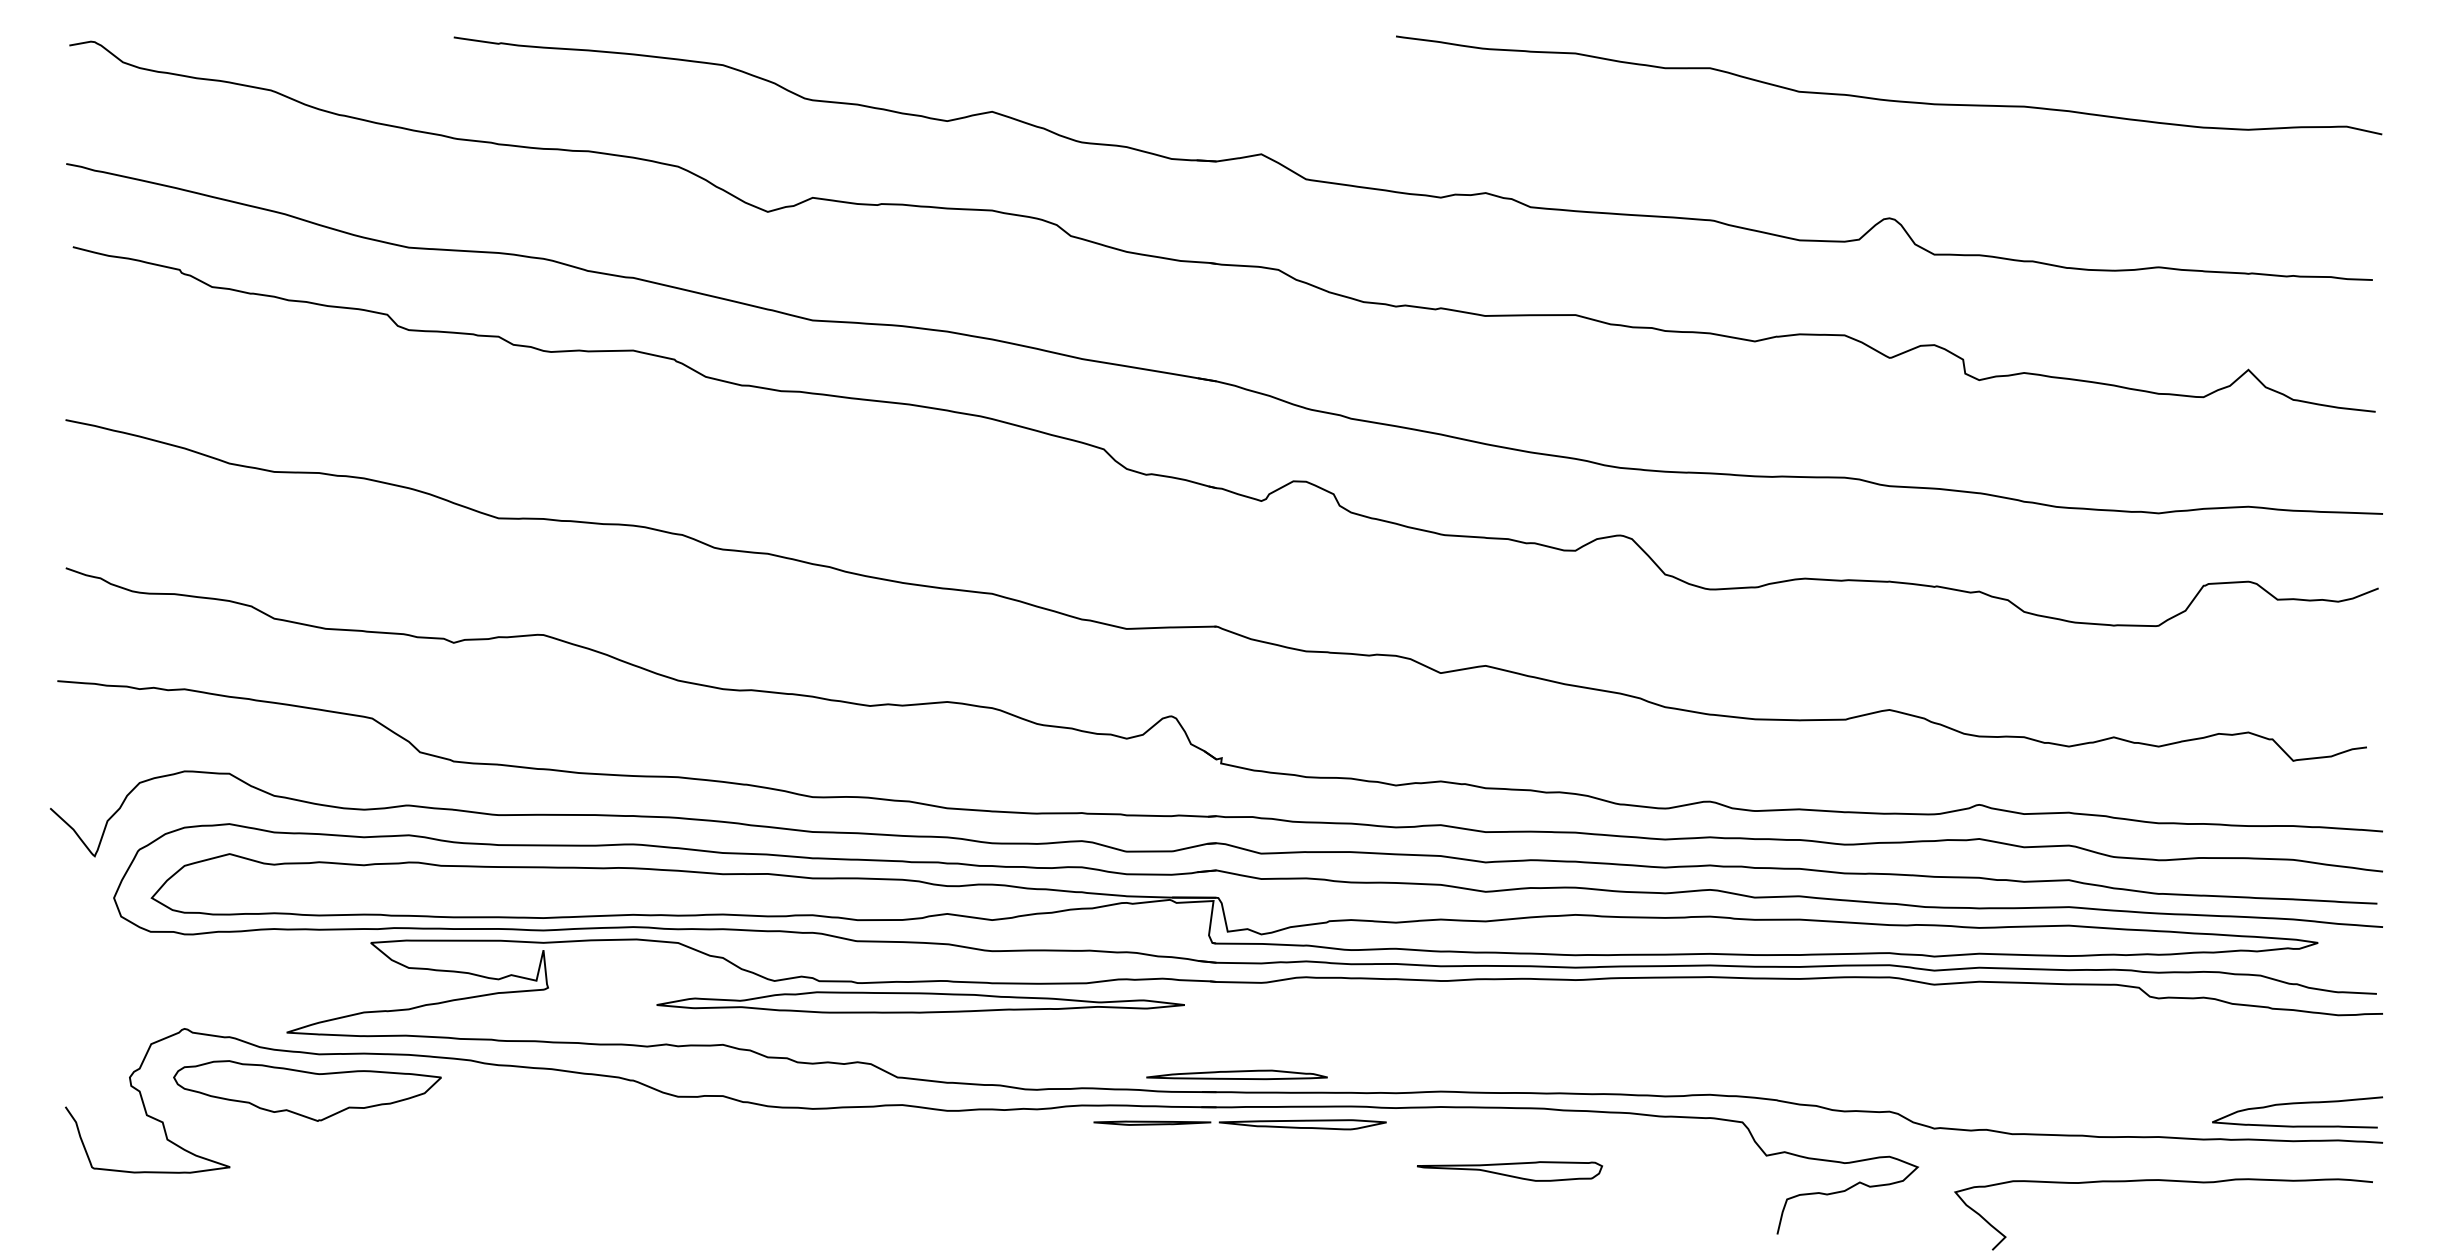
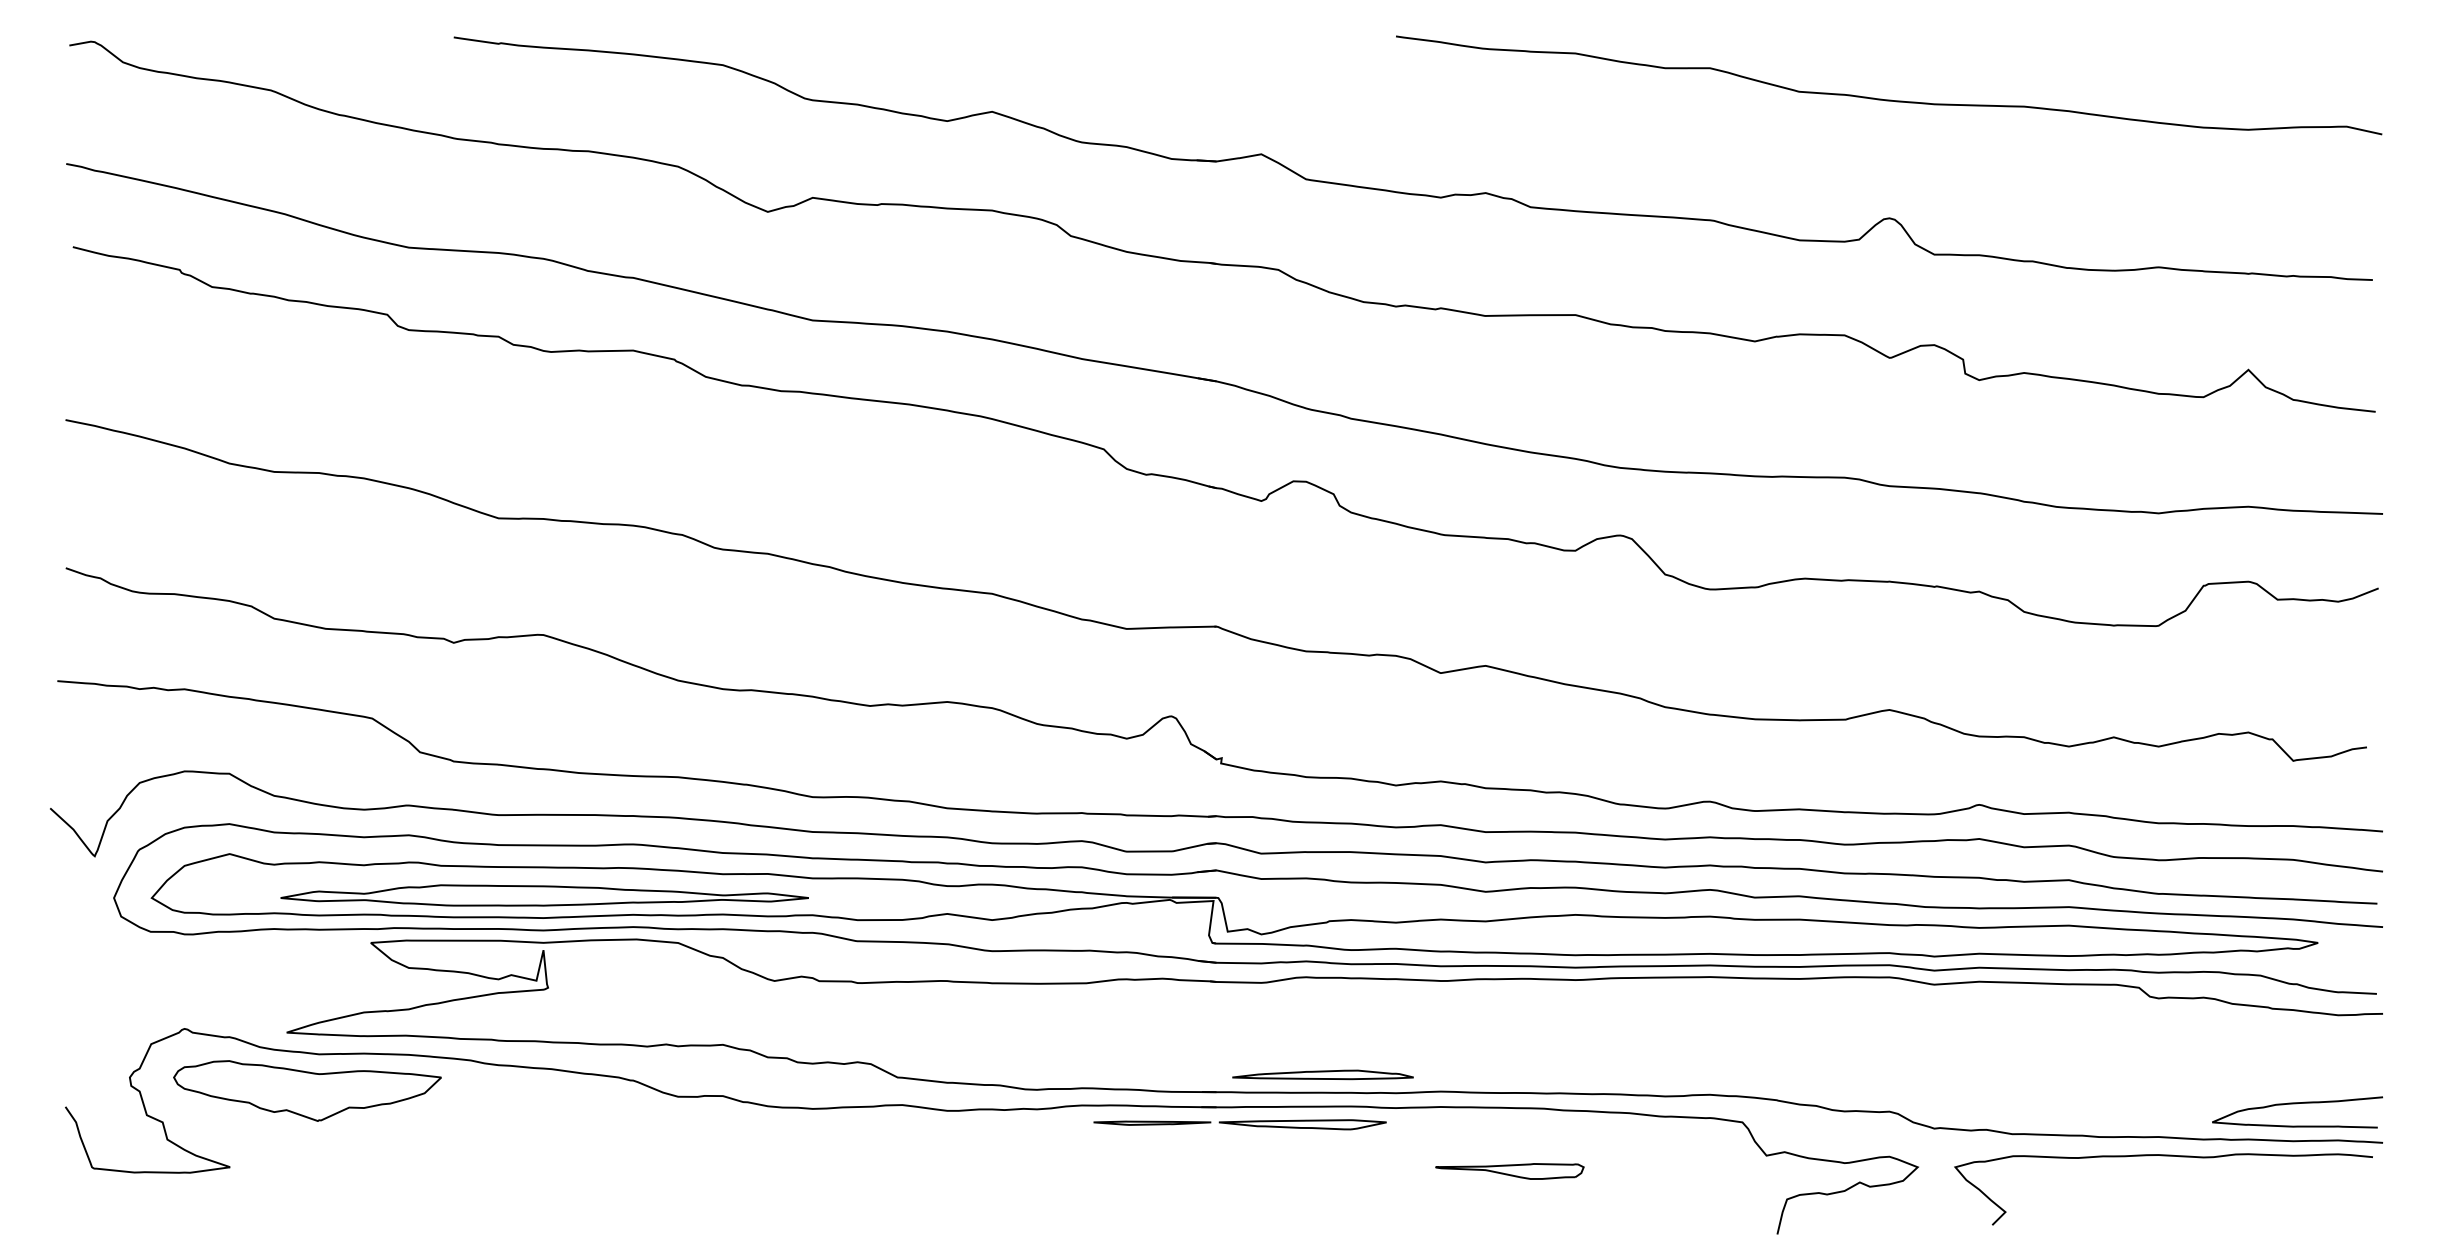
part position: (920, 1002) -> (544, 895) (544, 895)
part position: (1236, 1074) -> (1322, 1074) (1322, 1074)
part size: 187x21 px -> 150x17 px (1509, 1171)
curve position: (2163, 1181) -> (2163, 1156) (2163, 1156)
